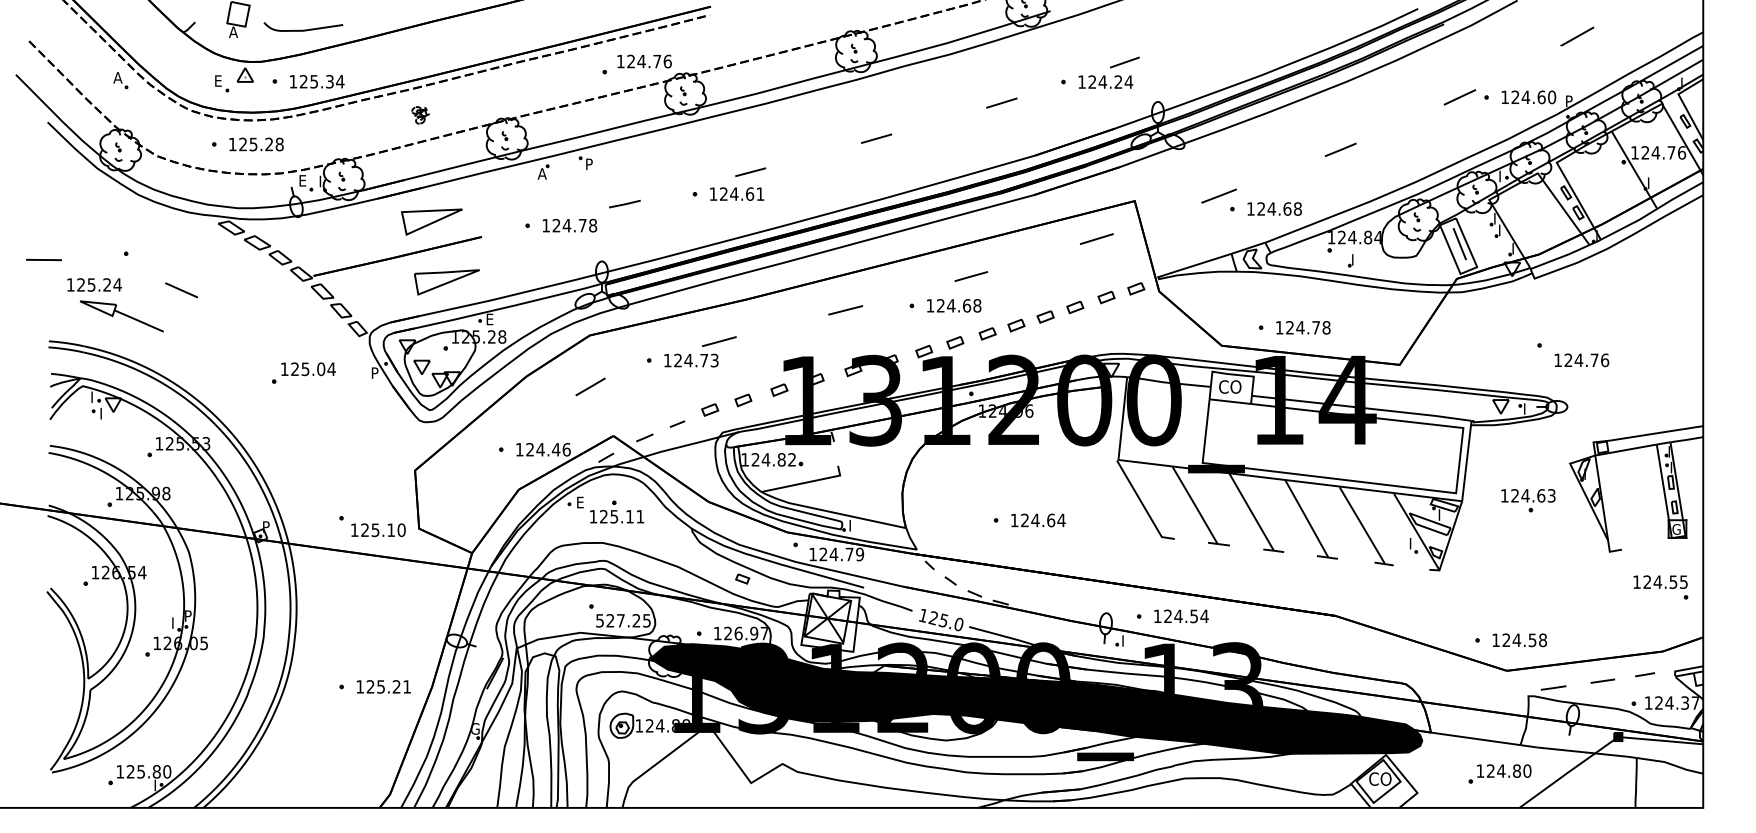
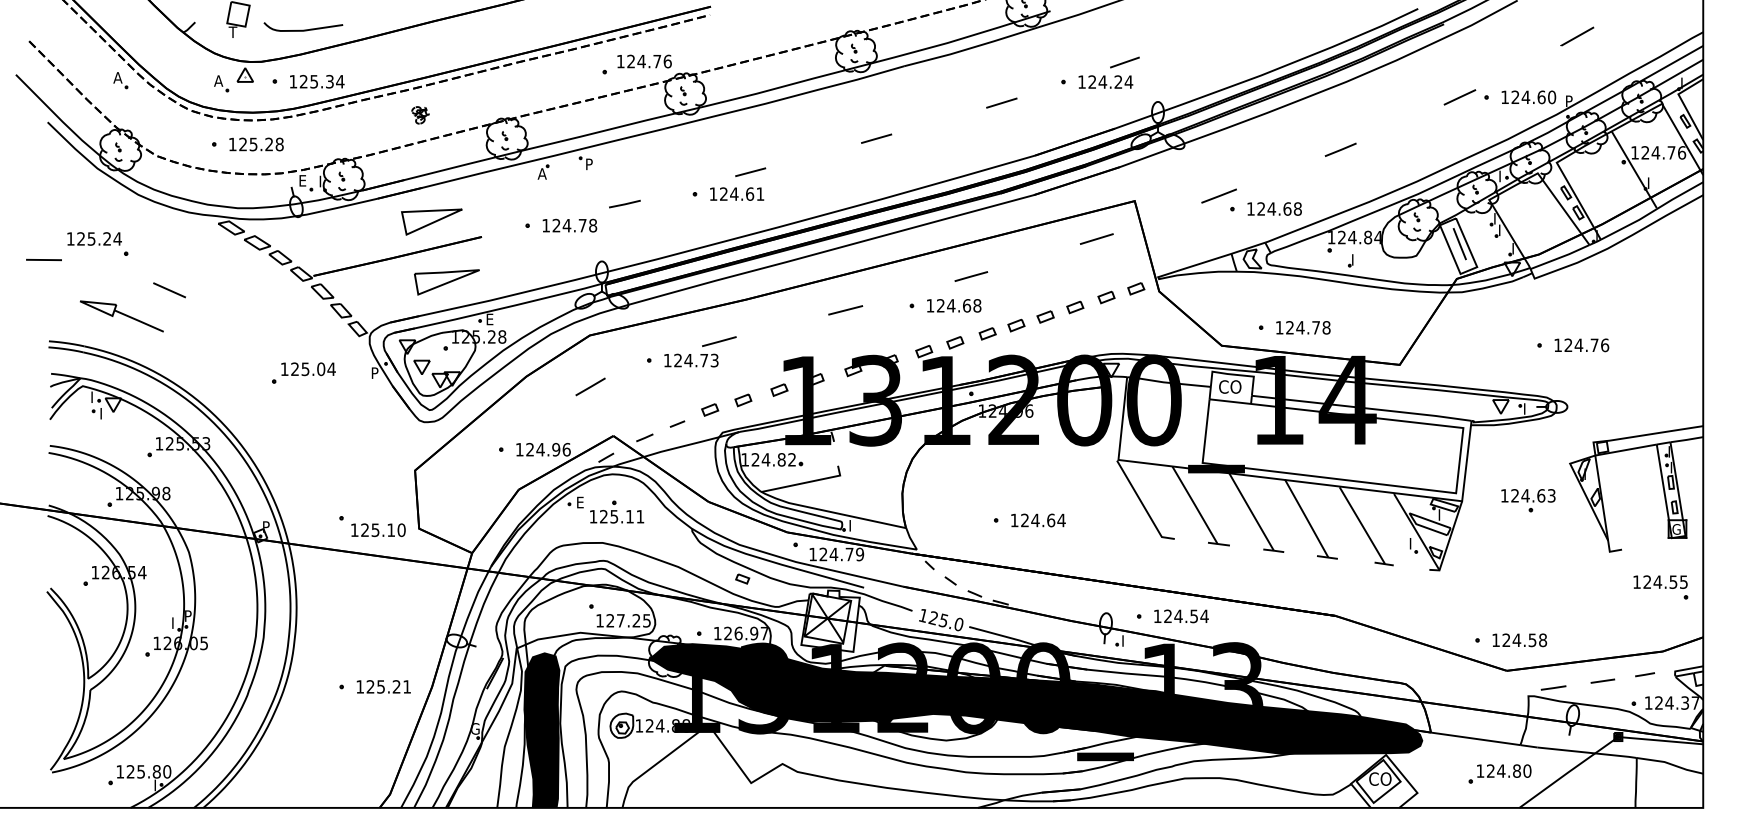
text: A -> T (232, 31)
text: E -> A (218, 80)
text position: (94, 284) -> (94, 238) (94, 238)
line position: (181, 290) -> (169, 290) (169, 290)
text position: (1581, 360) -> (1581, 345) (1581, 345)
text: 124.46 -> 124.96 (555, 449)
text: 527.25 -> 127.25 (599, 620)
fill: none -> present (541, 730)
